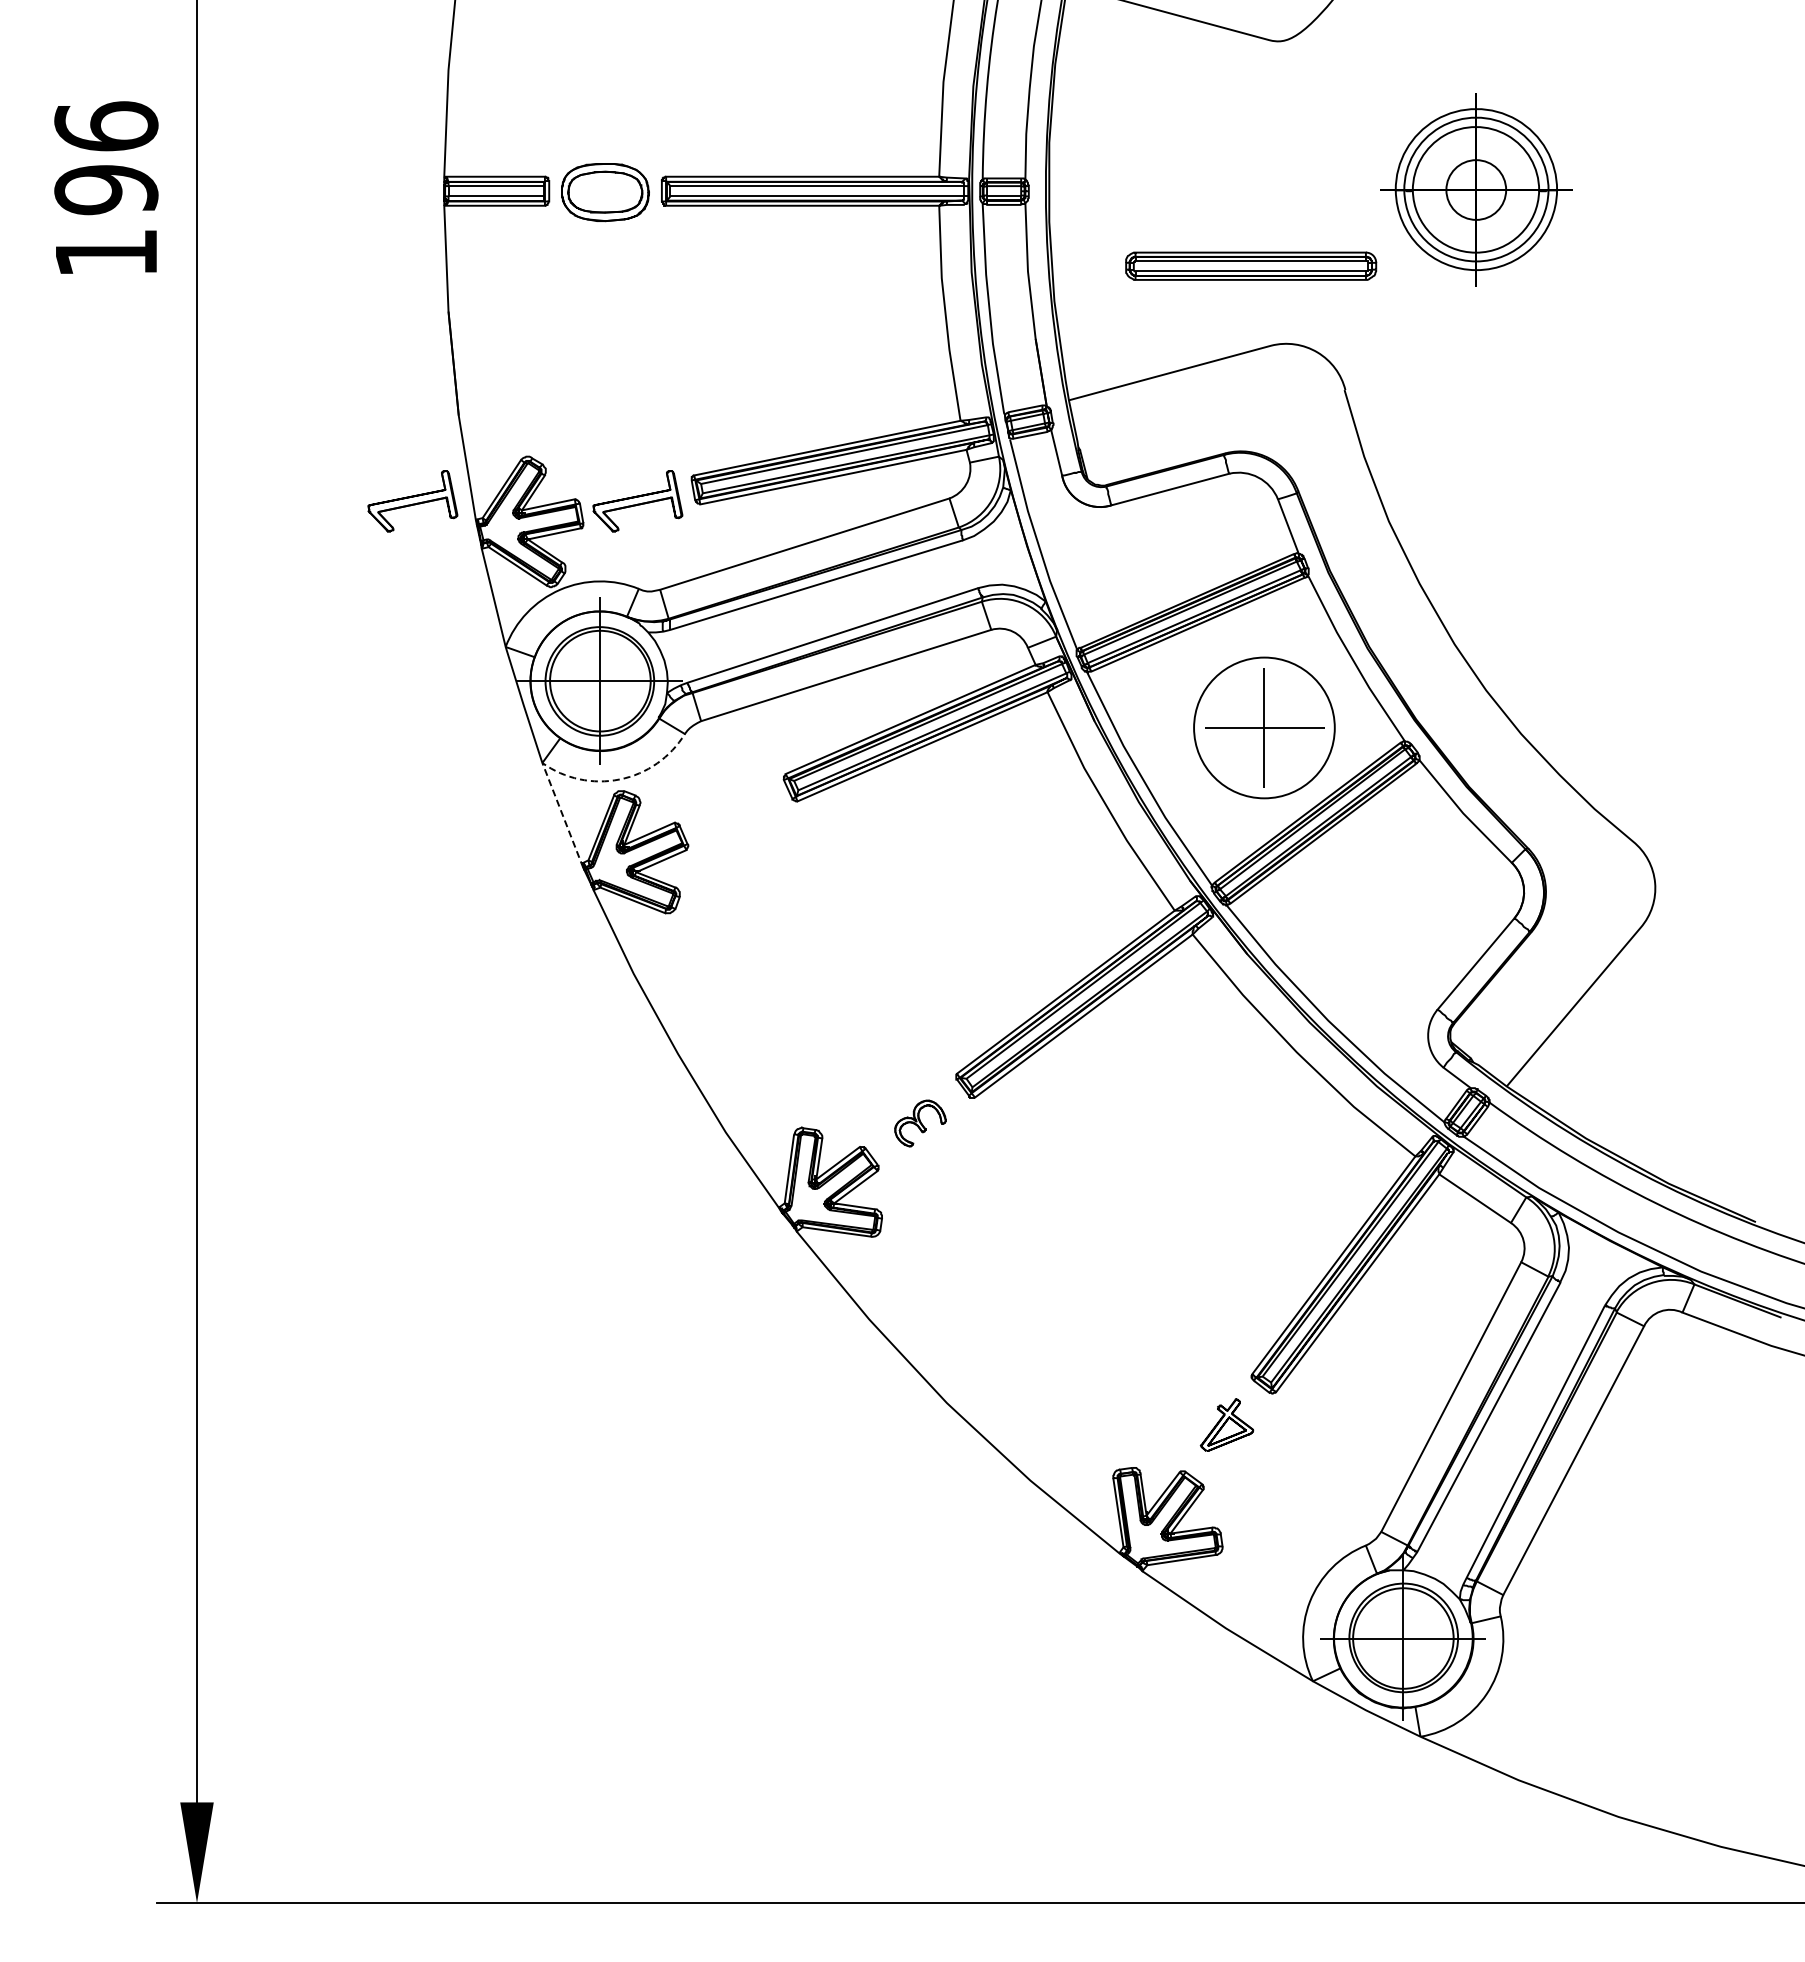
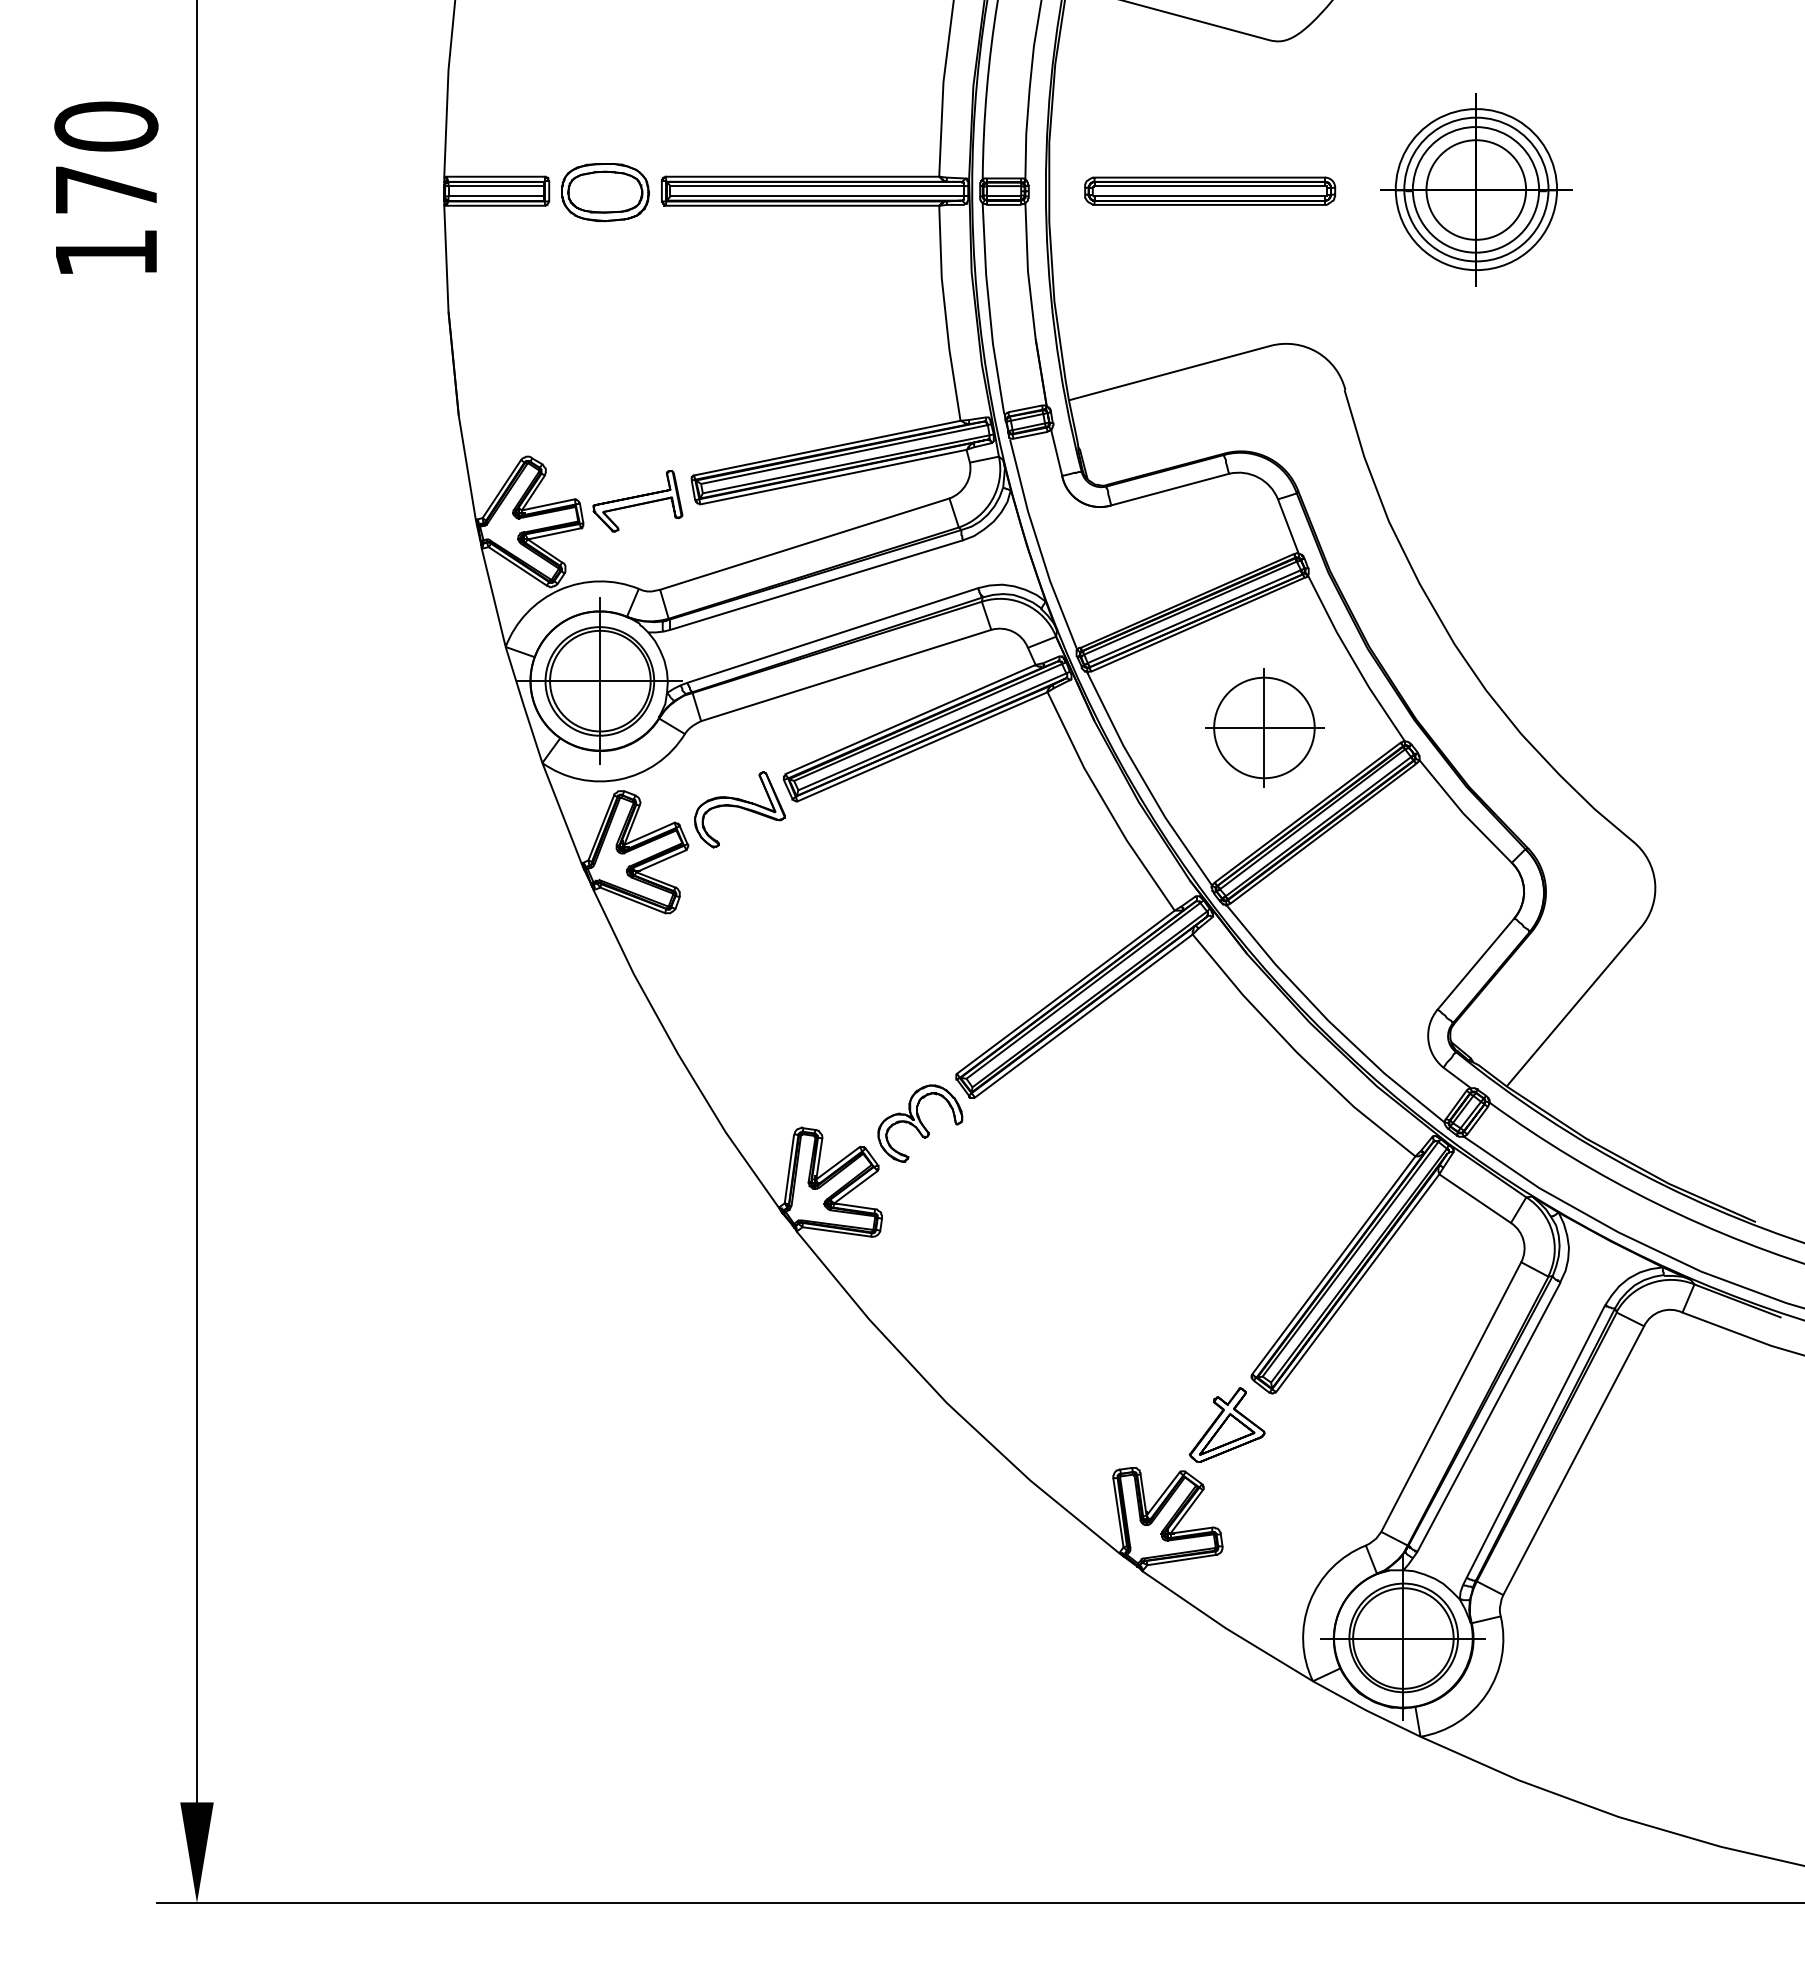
text: 196 -> 170 (106, 158)
circle diameter: 60 px -> 100 px (1476, 189)
part position: (1251, 265) -> (1210, 190) (1210, 190)
part: present -> none (412, 501)
circle diameter: 141 px -> 101 px (1264, 727)
line: dashed -> solid (571, 777)
part: none -> present (739, 809)
part size: 53x49 px -> 87x79 px (920, 1123)
part size: 56x54 px -> 78x76 px (1226, 1424)
